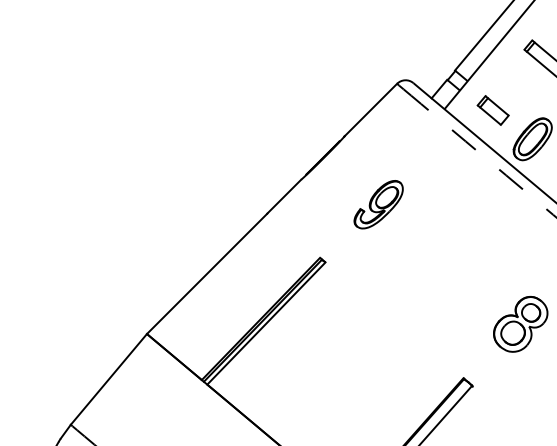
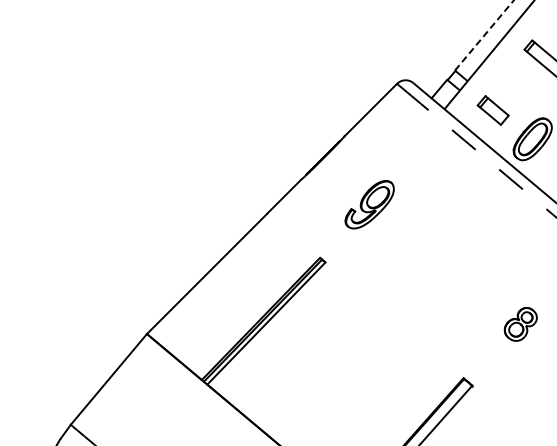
line: solid -> dashed (484, 35)
part position: (378, 204) -> (369, 204) (369, 204)
part size: 56x57 px -> 35x35 px (520, 324)
